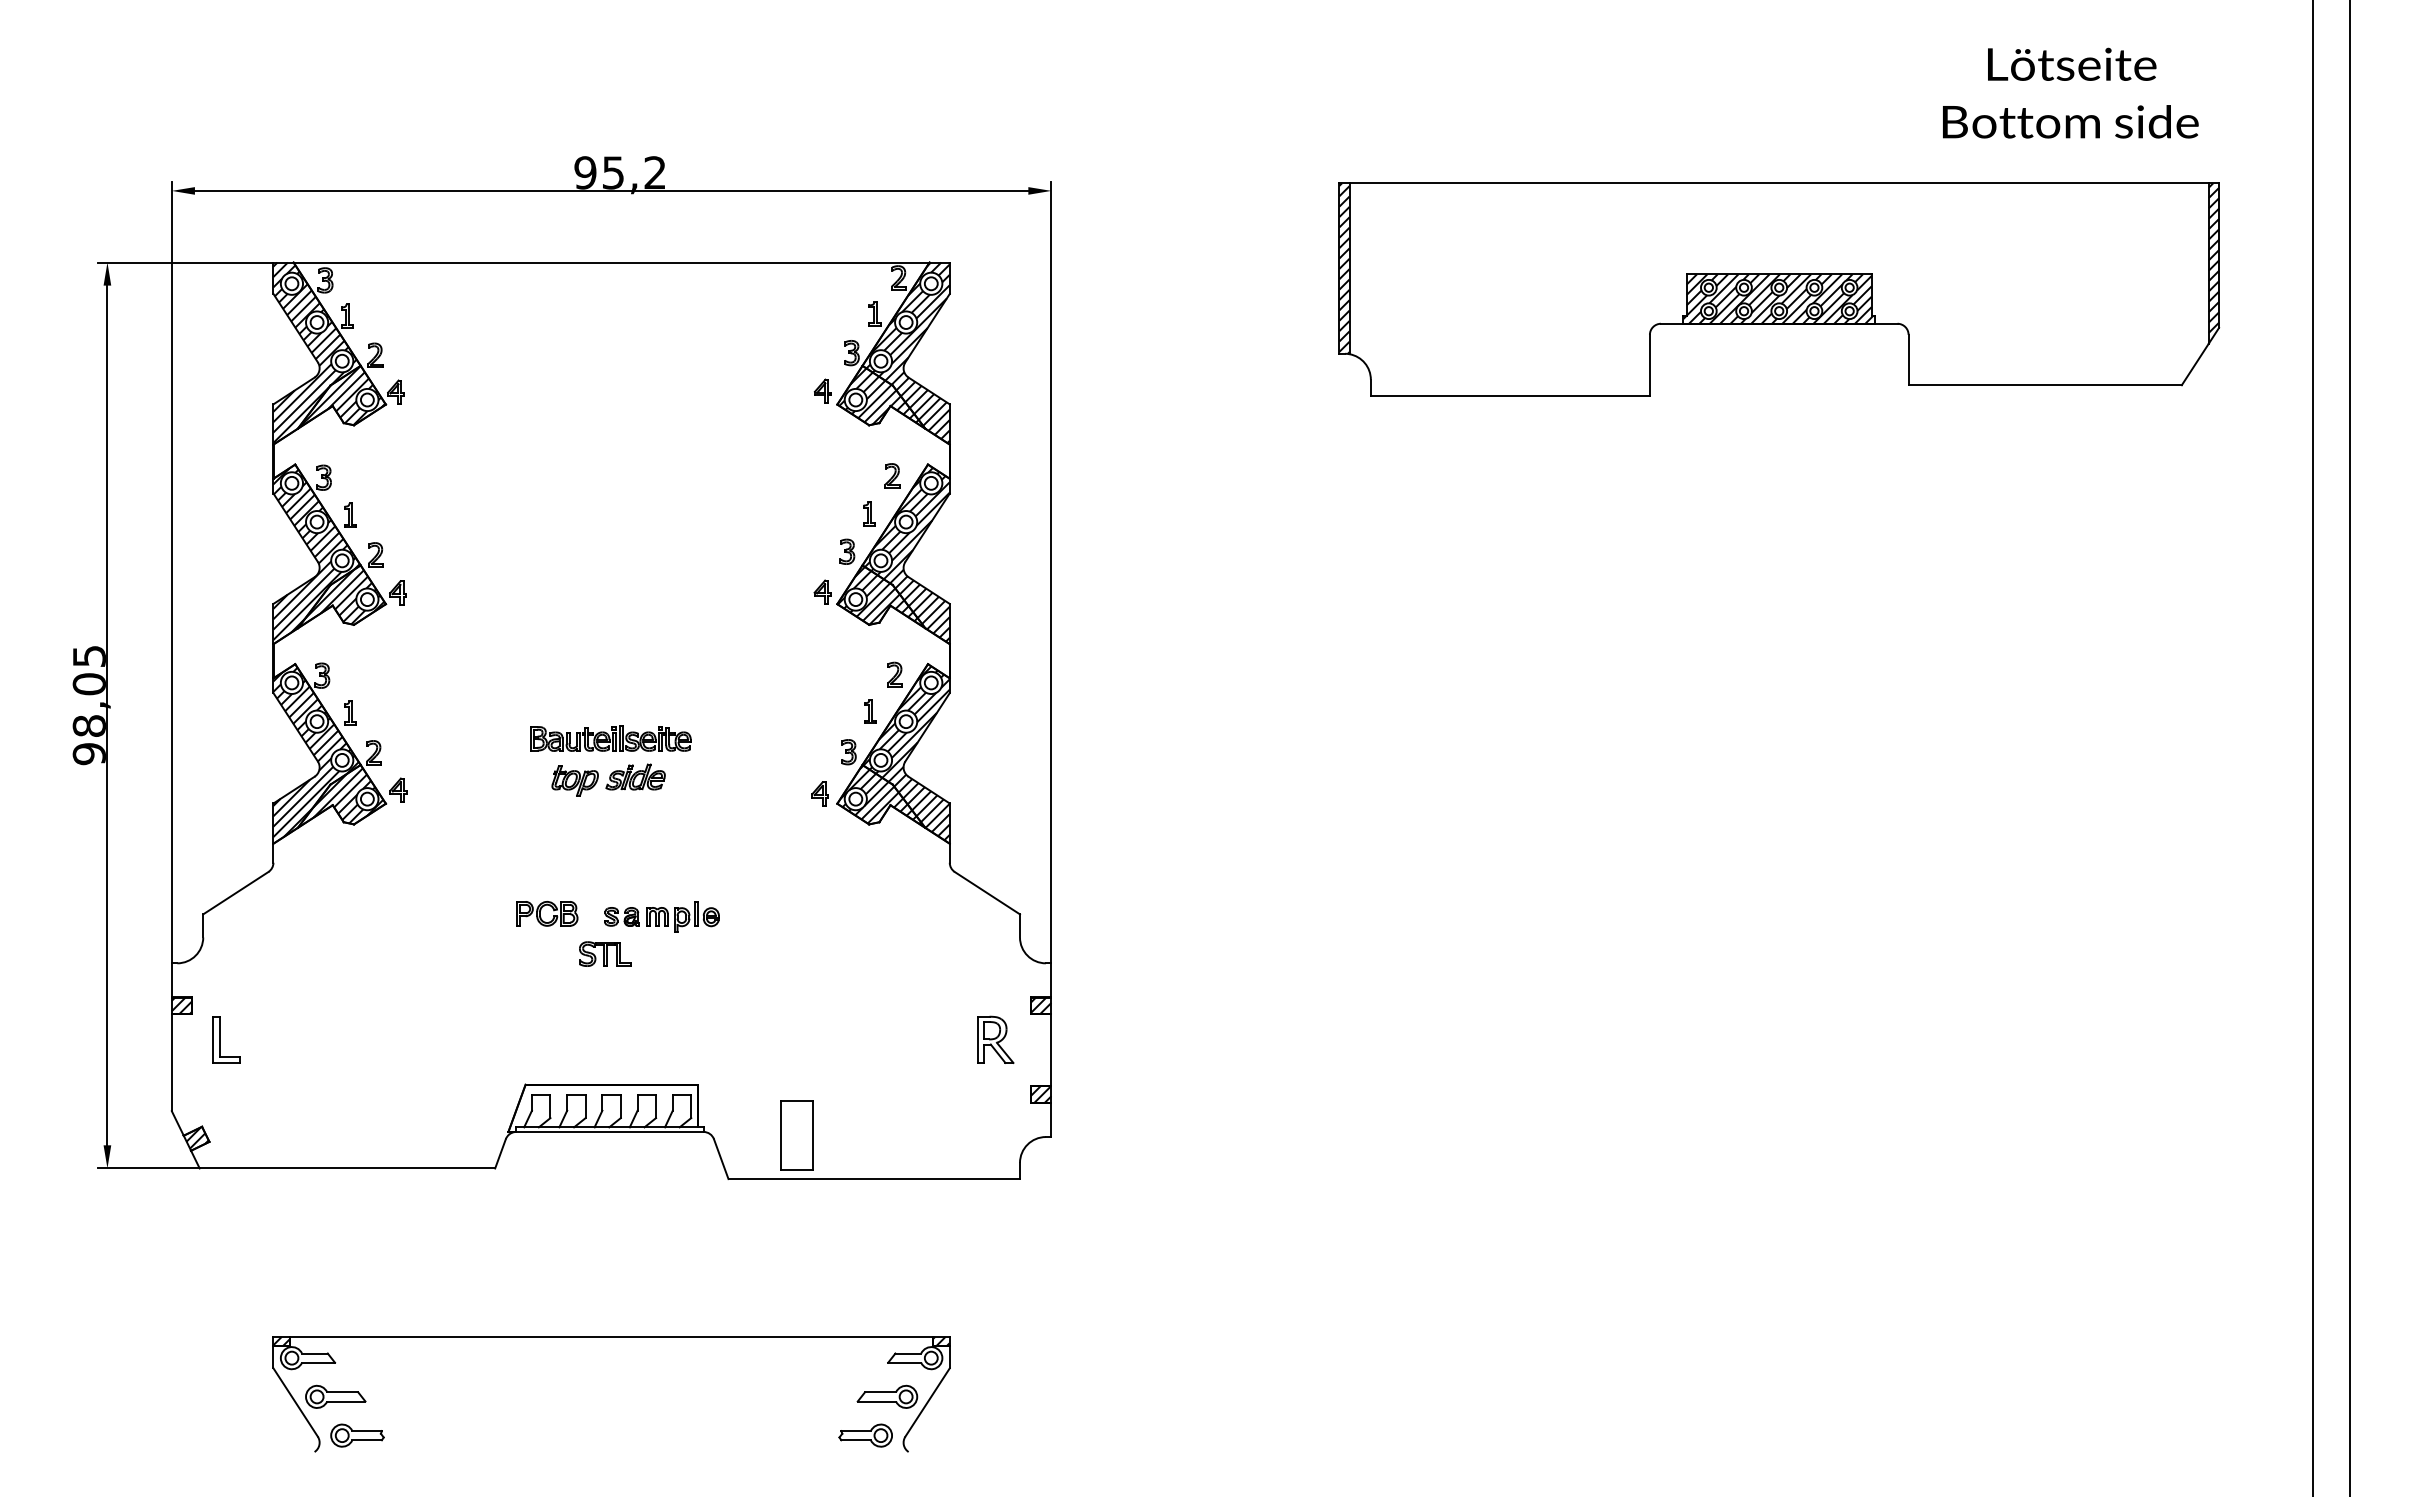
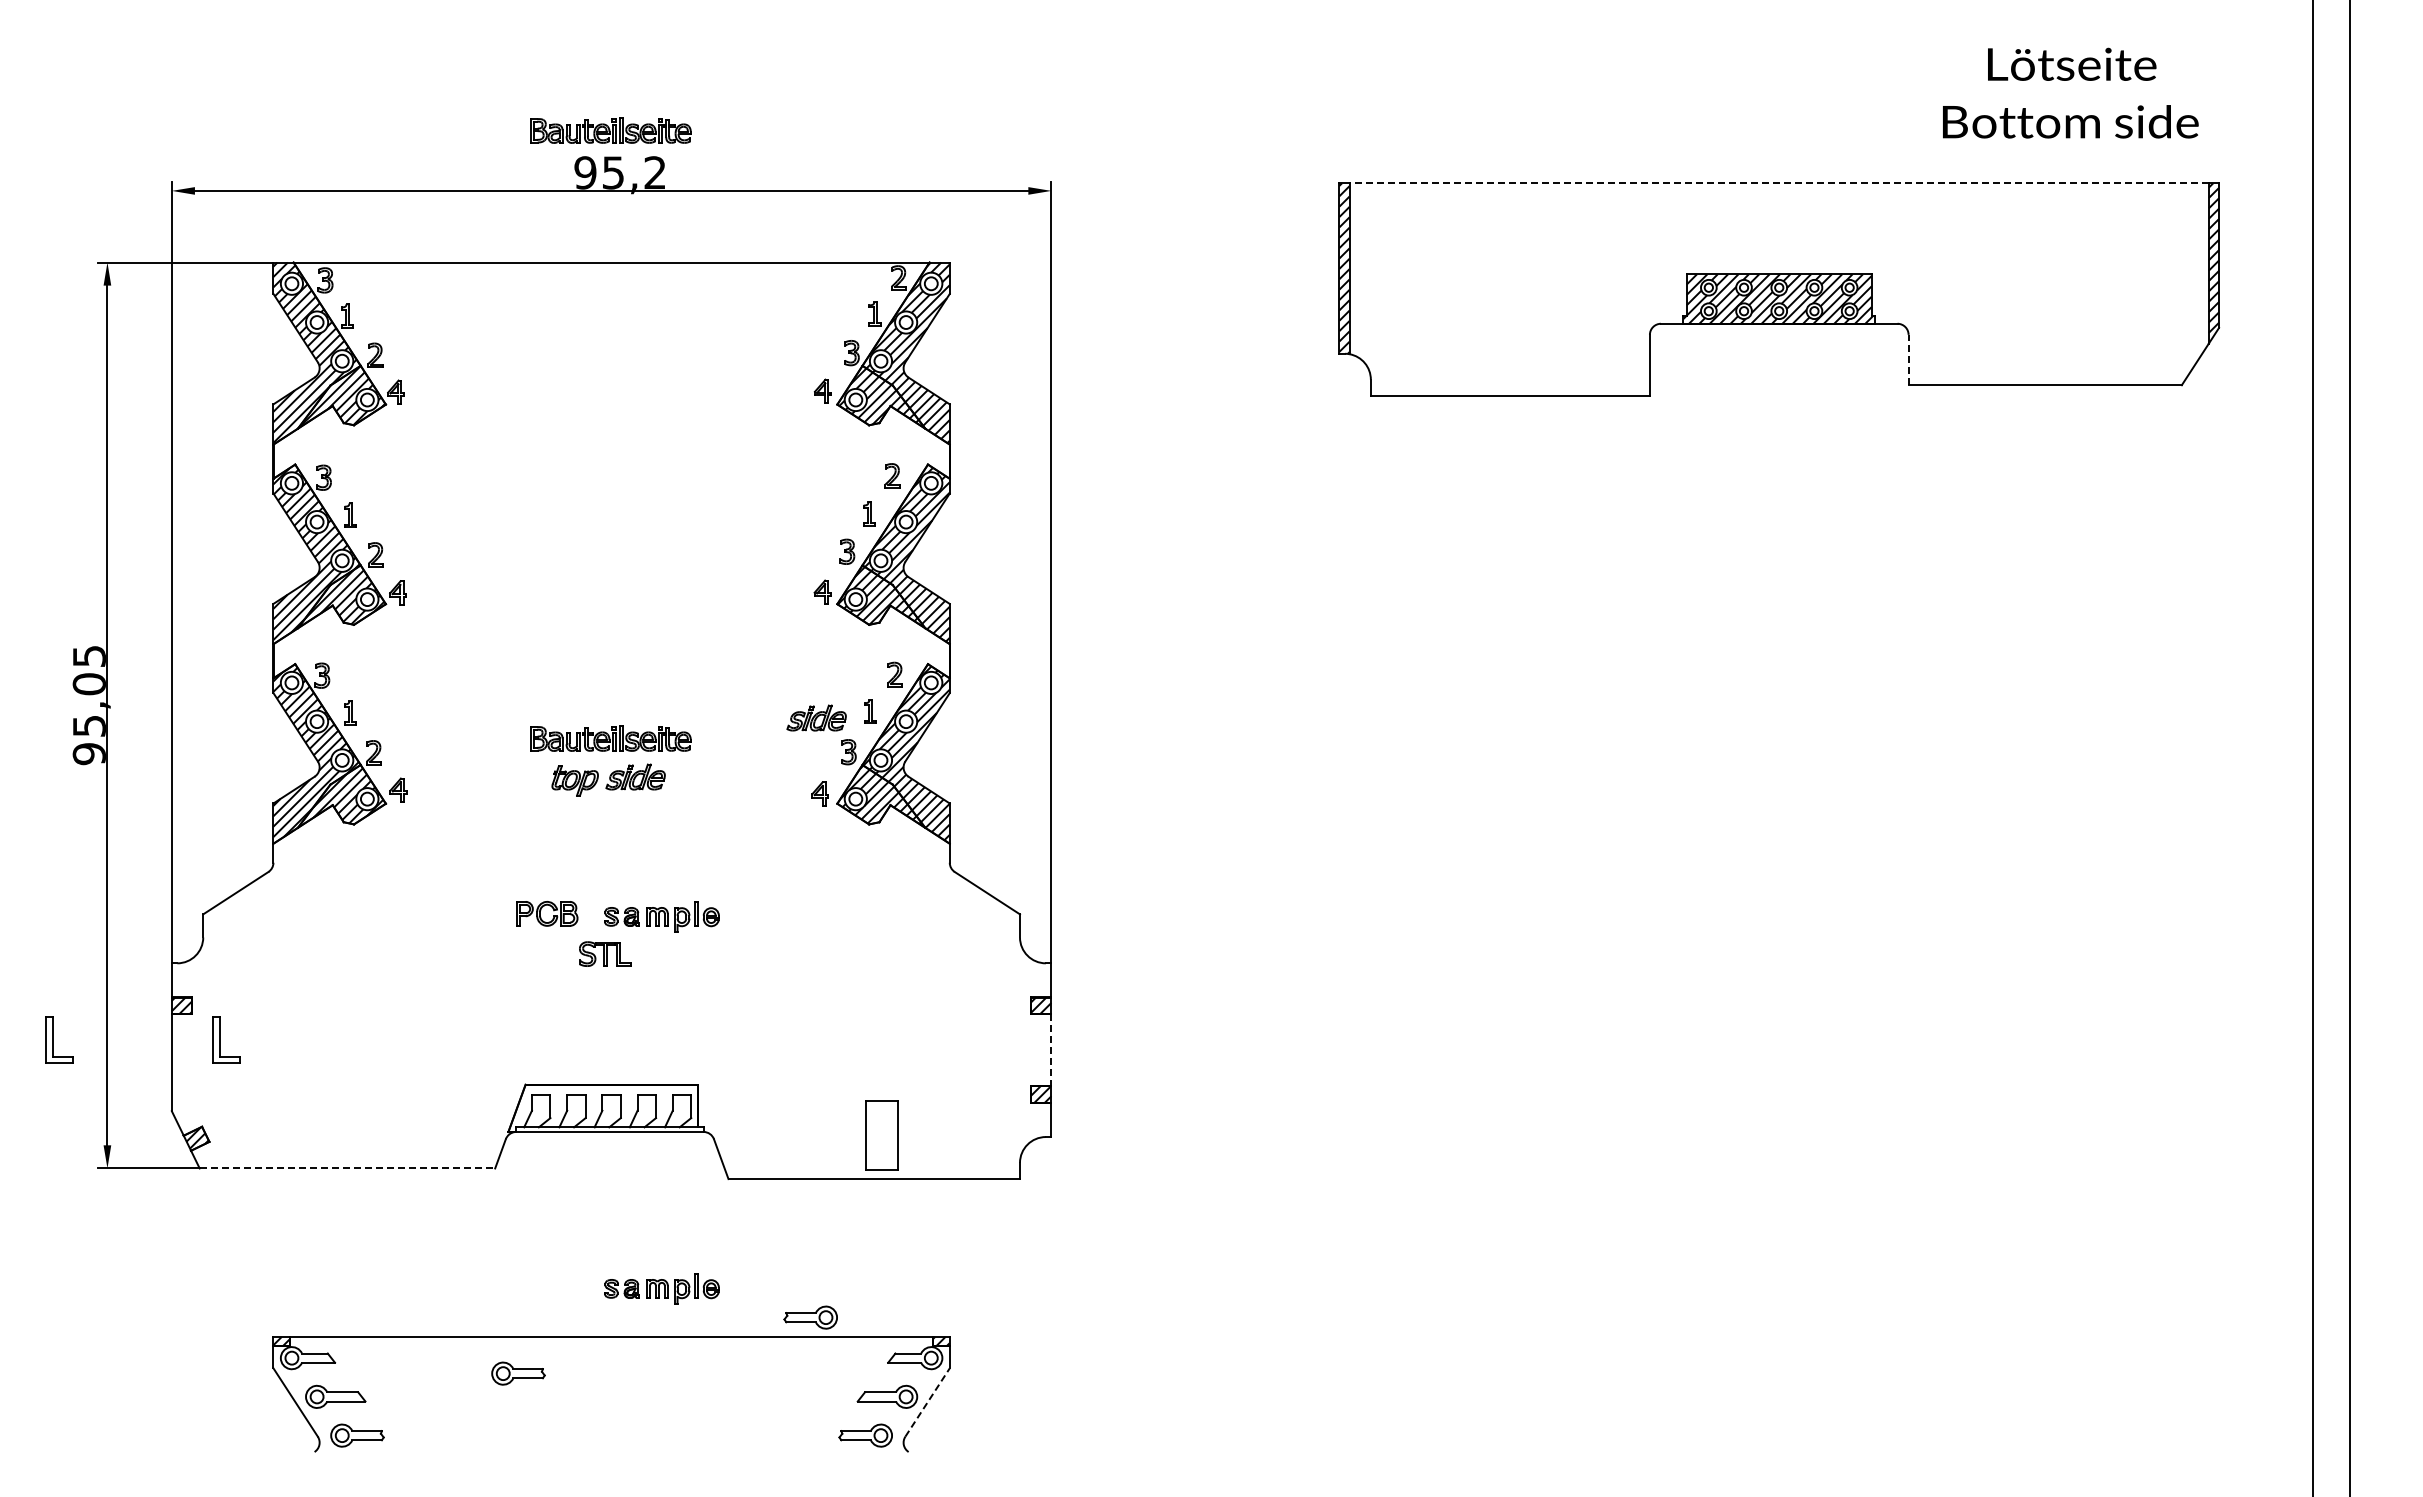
part: none -> present (610, 130)
line: solid -> dashed (1779, 183)
line: solid -> dashed (1908, 359)
part: none -> present (816, 717)
text: 98,05 -> 95,05 (88, 725)
part: none -> present (59, 1039)
part: present -> none (995, 1039)
line: solid -> dashed (1051, 1050)
part position: (796, 1135) -> (881, 1135) (881, 1135)
line: solid -> dashed (347, 1168)
part: none -> present (661, 1288)
part: none -> present (810, 1317)
part: none -> present (518, 1373)
line: solid -> dashed (927, 1402)
